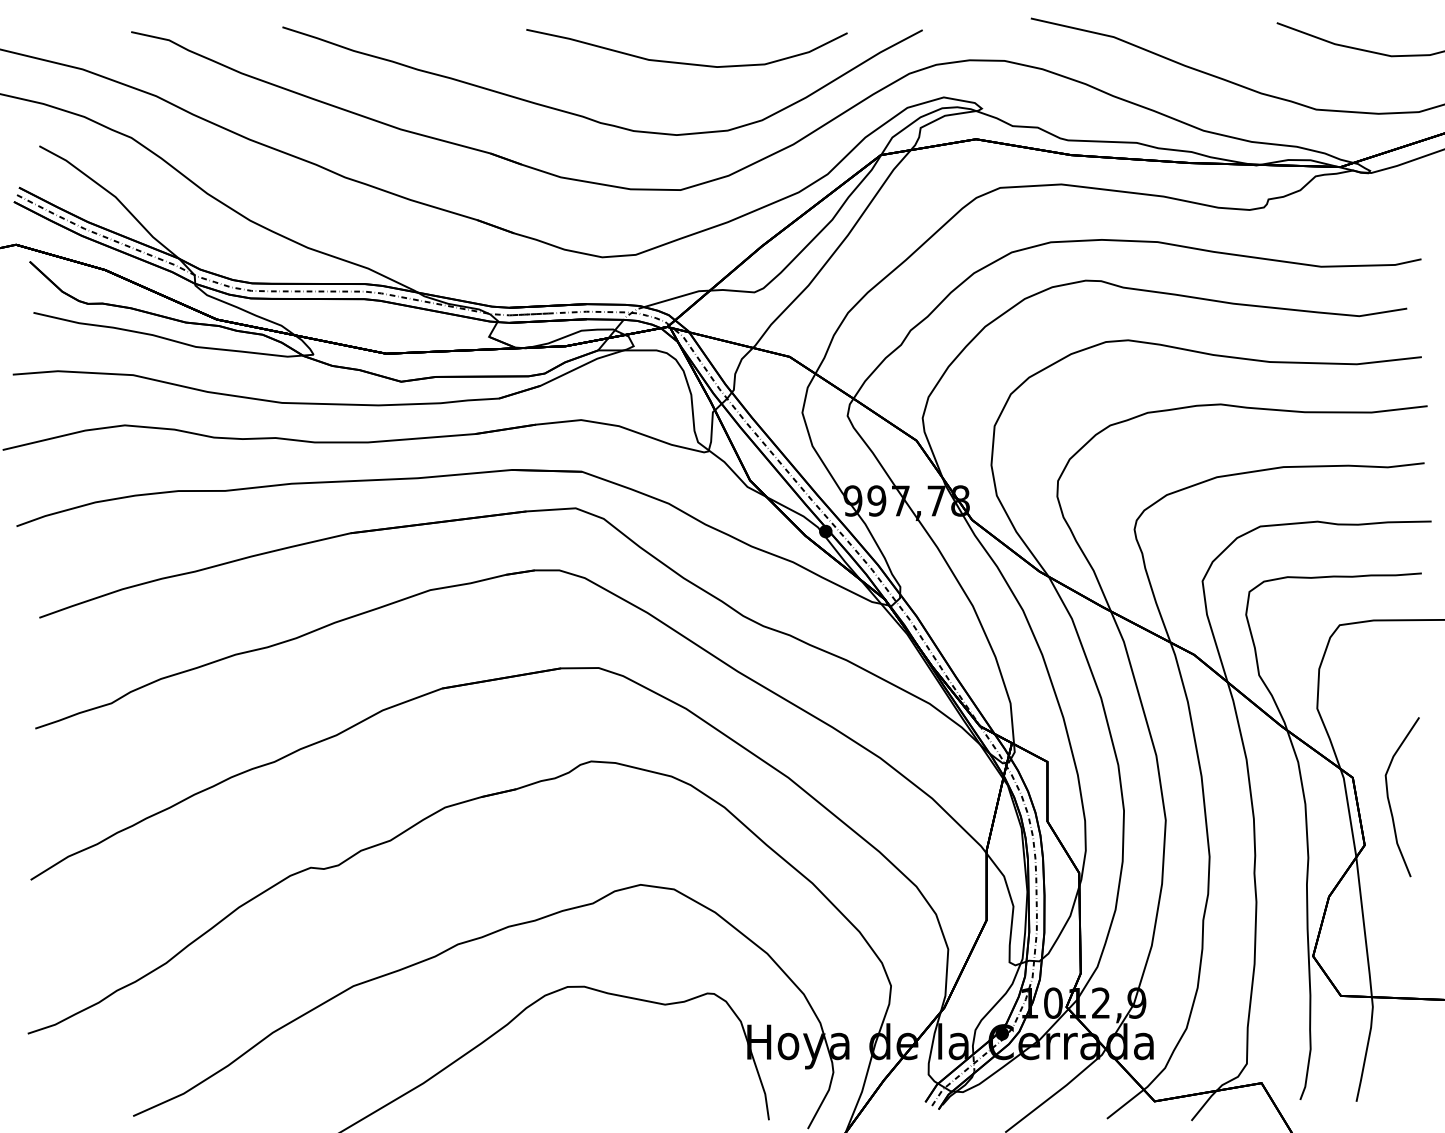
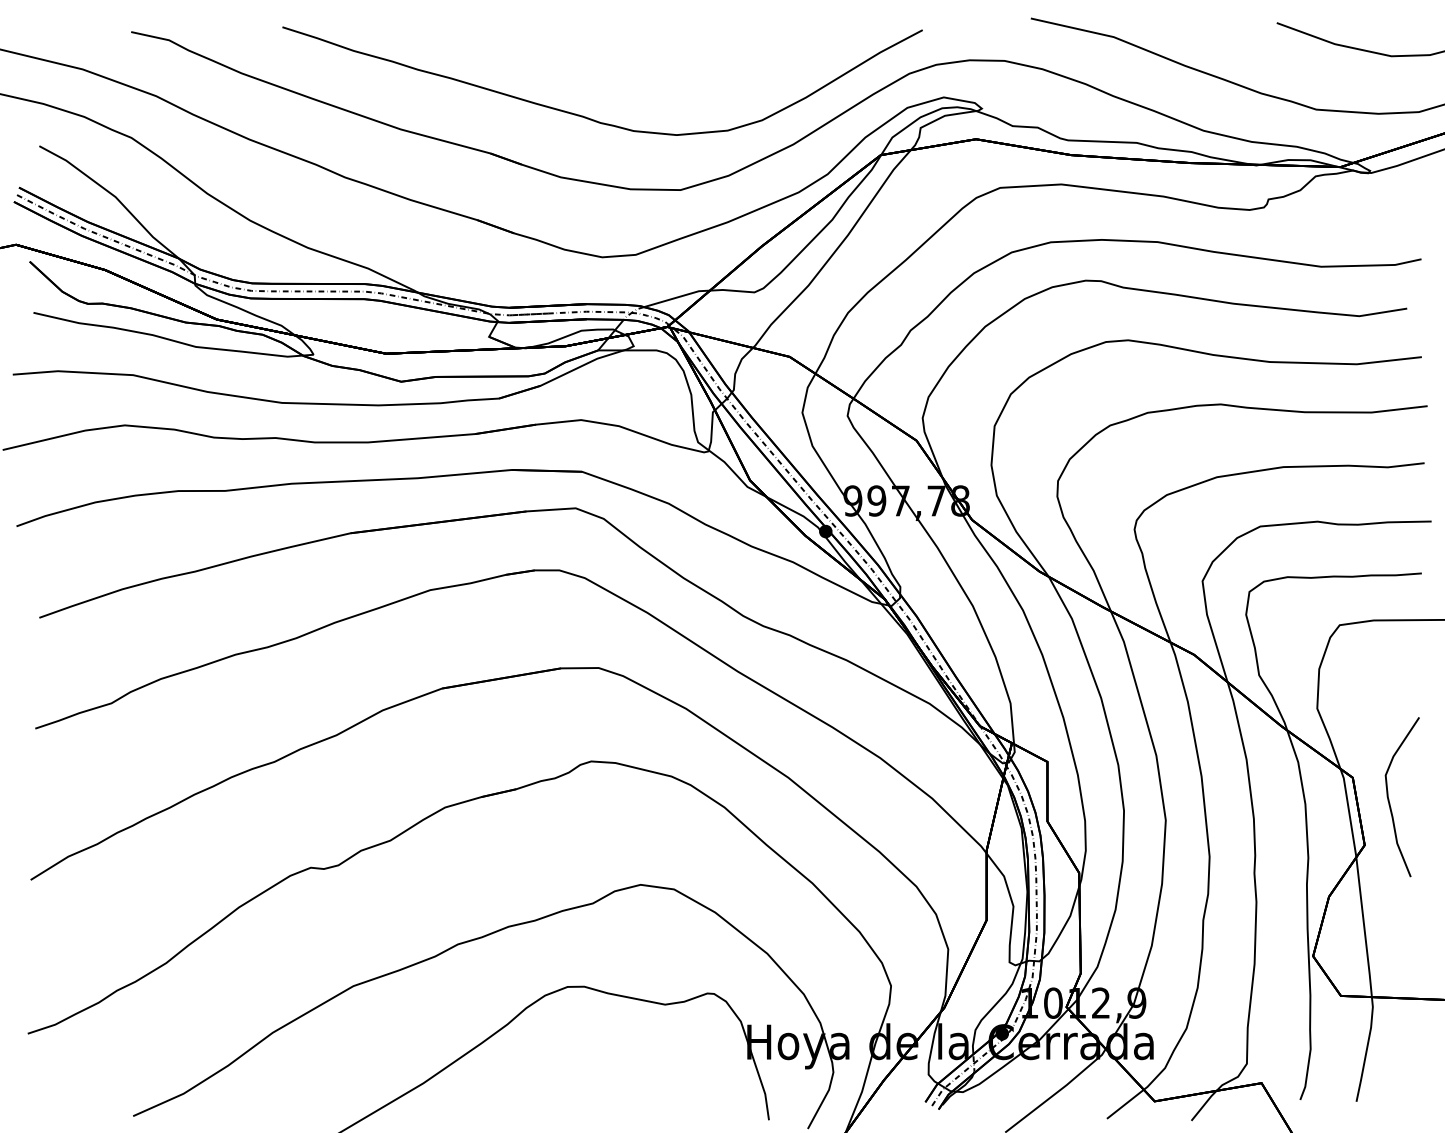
curve: present -> none (685, 62)
